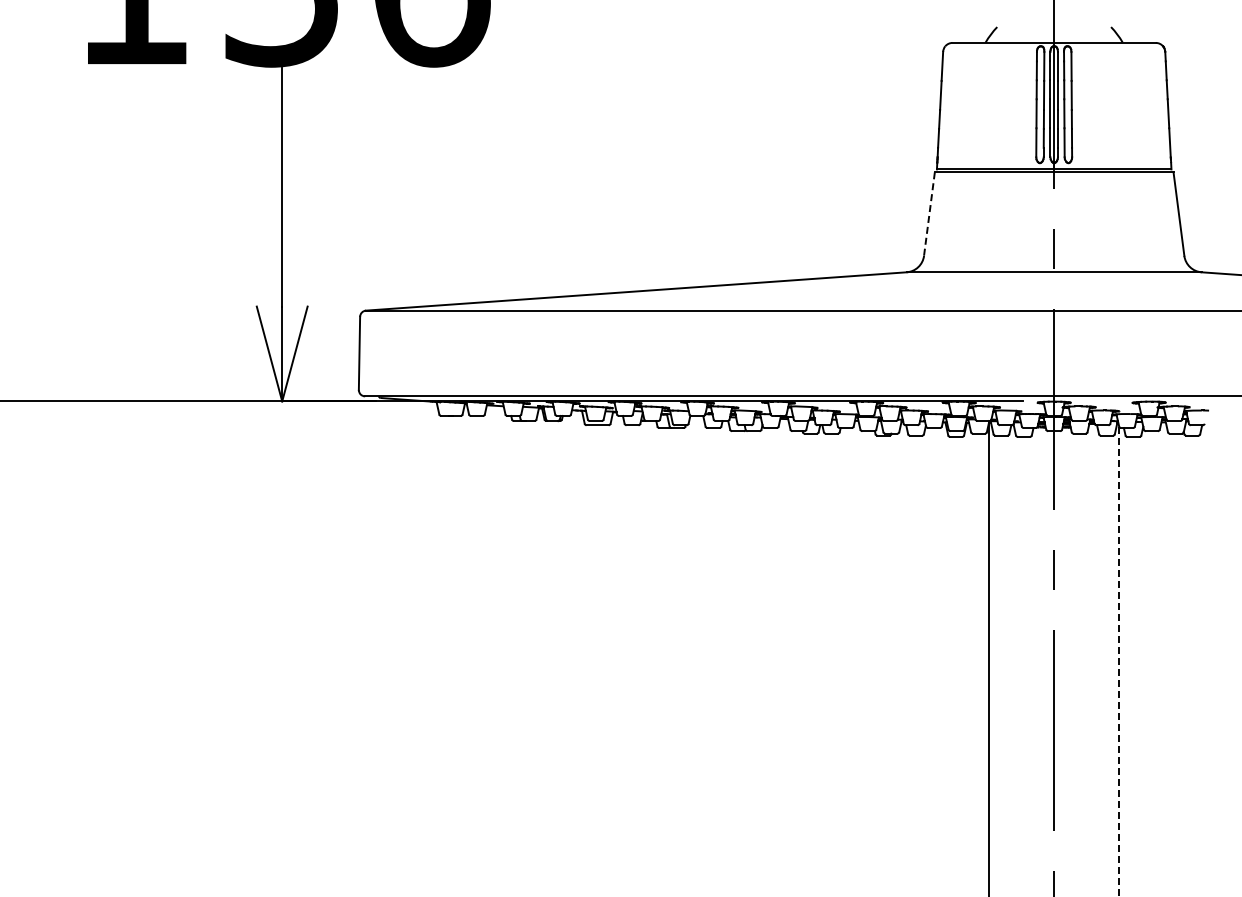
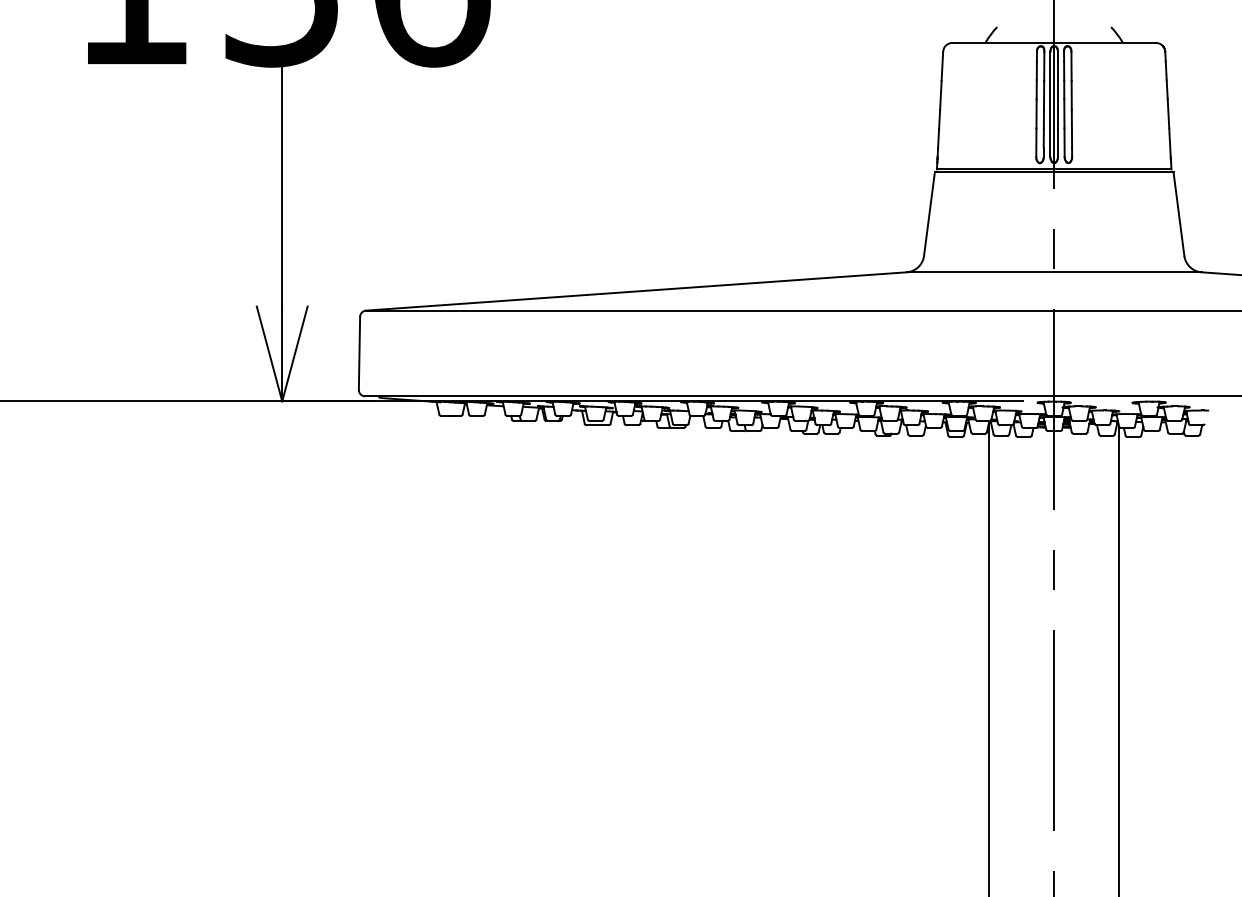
line: dashed -> solid (929, 214)
line: dashed -> solid (1119, 661)
